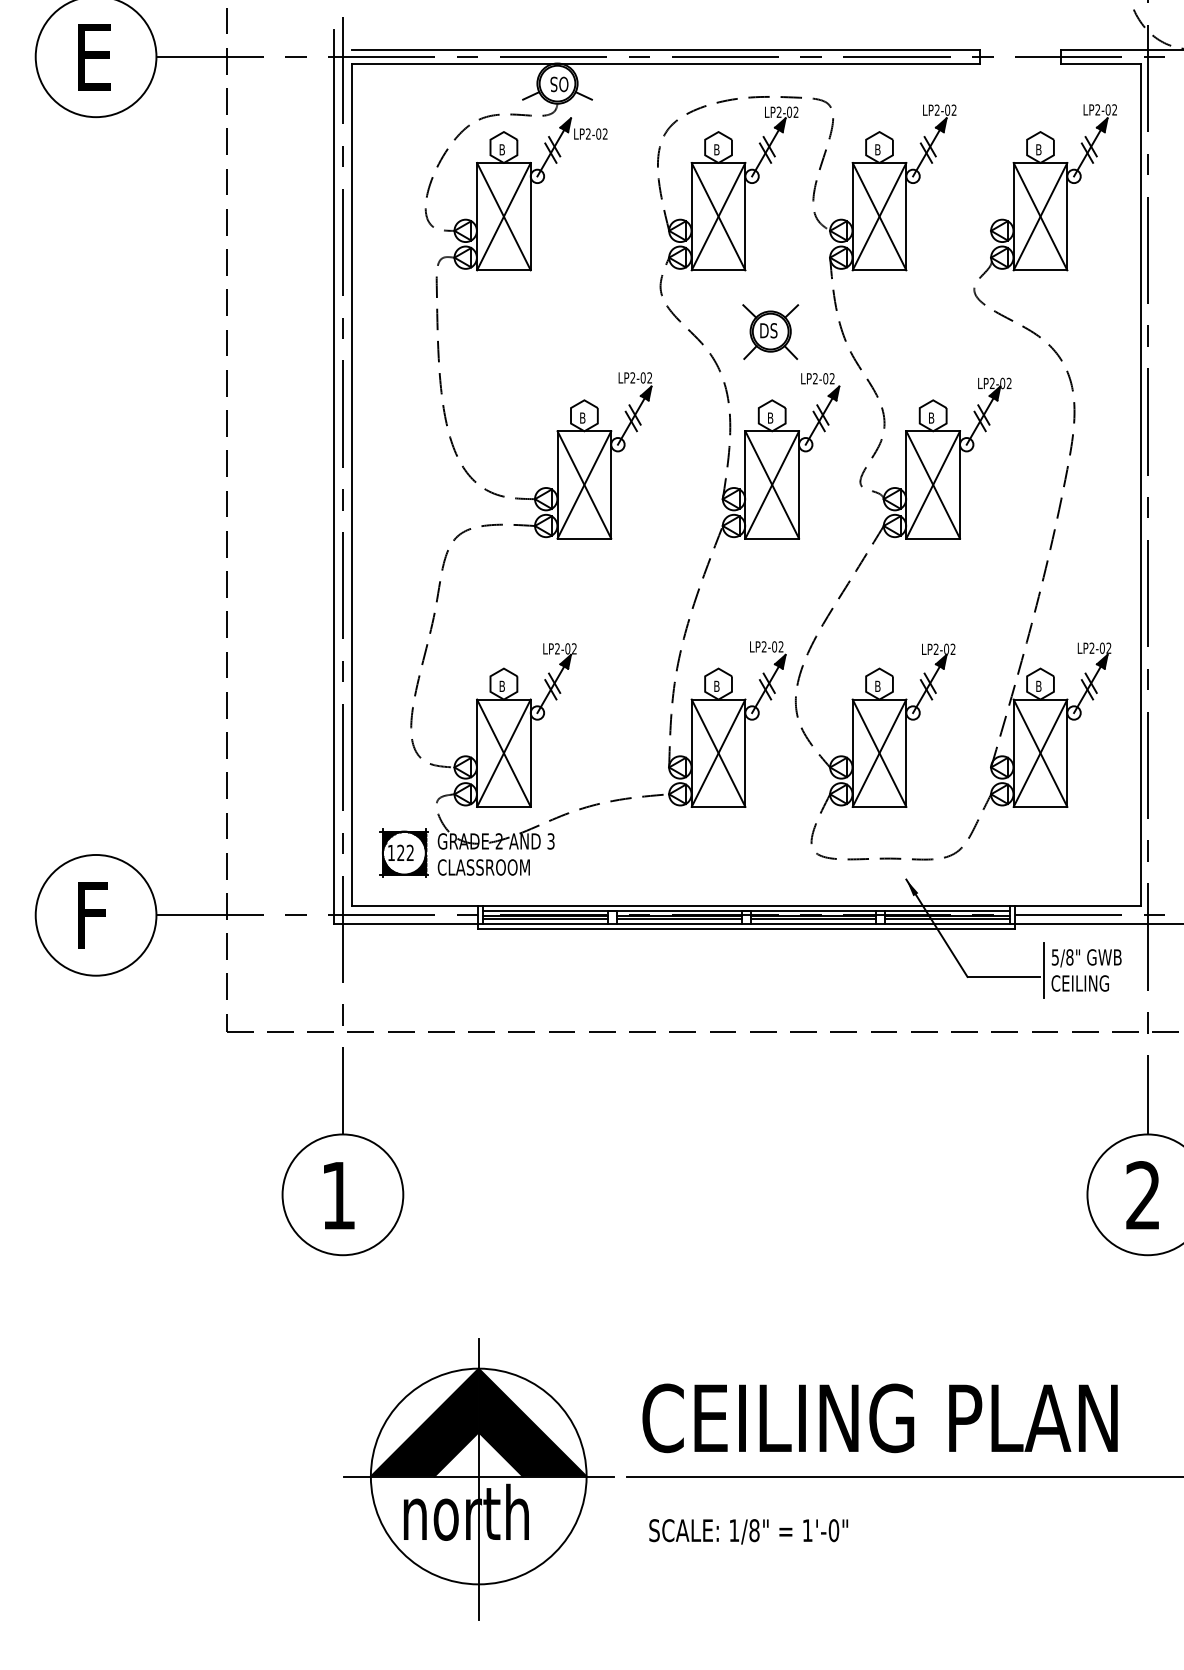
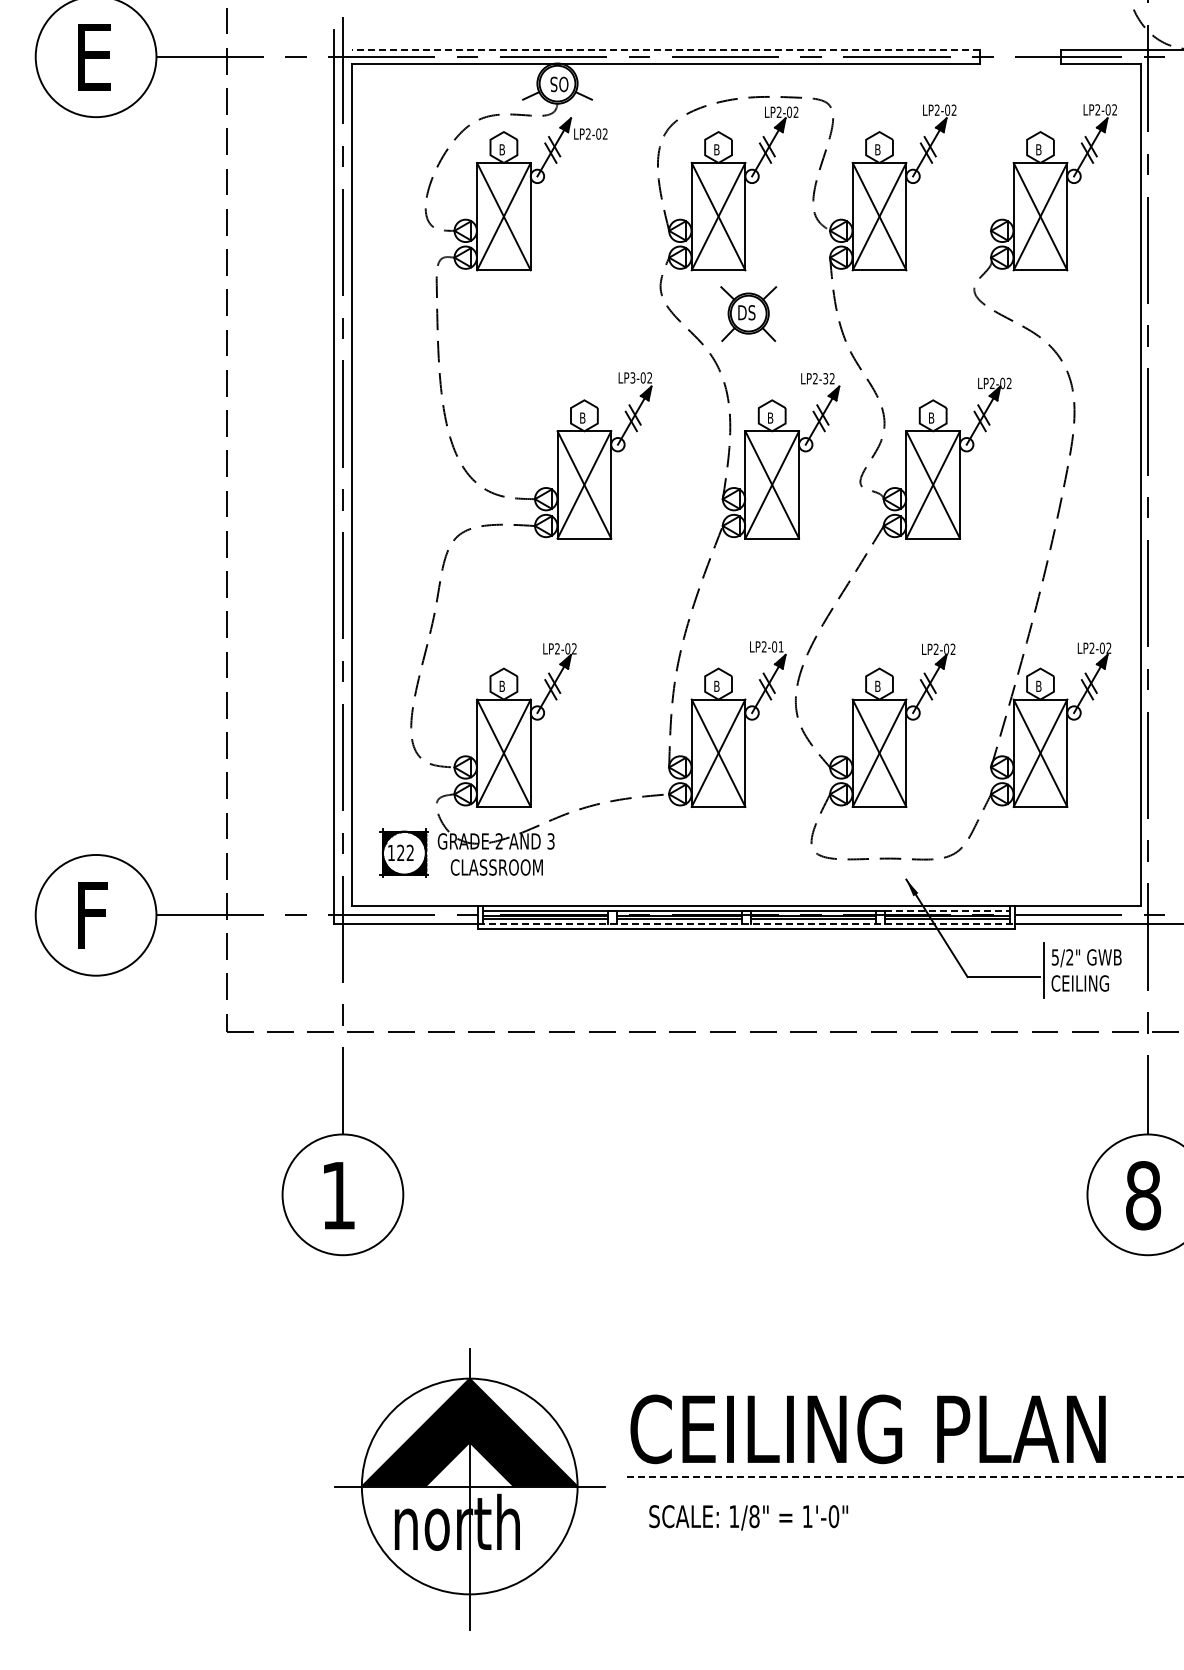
line: solid -> dashed (665, 50)
part position: (770, 331) -> (748, 313) (748, 313)
text: LP2-02 -> LP3-02 (632, 378)
text: LP2-02 -> LP2-32 (825, 378)
text: LP2-02 -> LP2-01 (780, 646)
text position: (483, 867) -> (496, 867) (496, 867)
line: solid -> dashed (947, 910)
line: solid -> dashed (747, 924)
text: 5/8" -> 5/2" (1069, 957)
text: 2 -> 8 (1143, 1195)
text position: (879, 1418) -> (867, 1429) (867, 1429)
line: solid -> dashed (905, 1476)
part position: (478, 1479) -> (469, 1489) (469, 1489)
text position: (748, 1531) -> (748, 1517) (748, 1517)
